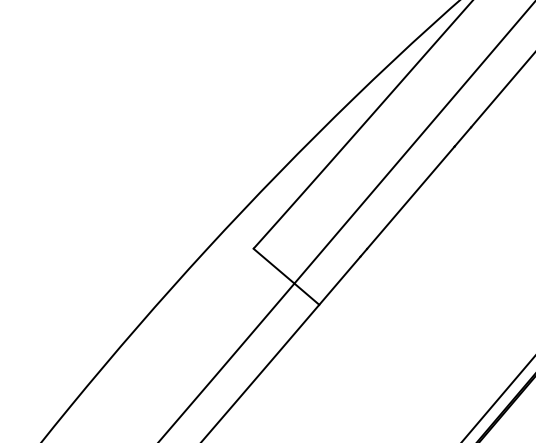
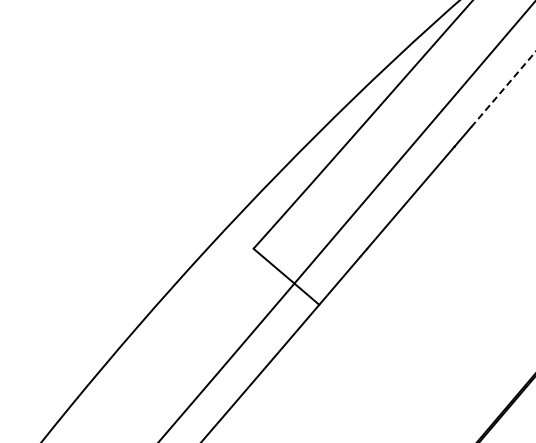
line: solid -> dashed (503, 89)
line: present -> none (498, 399)
